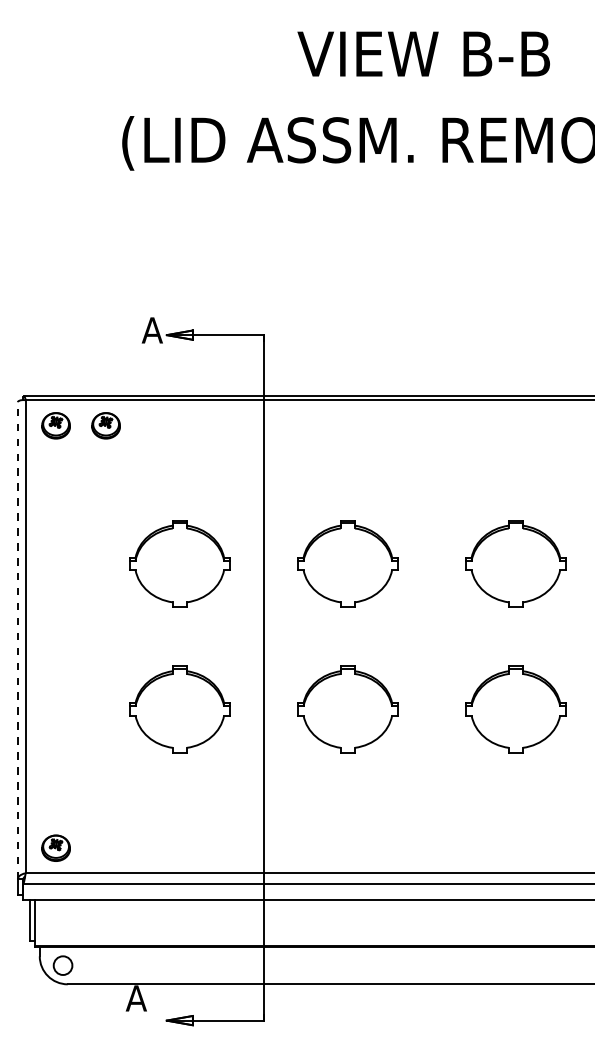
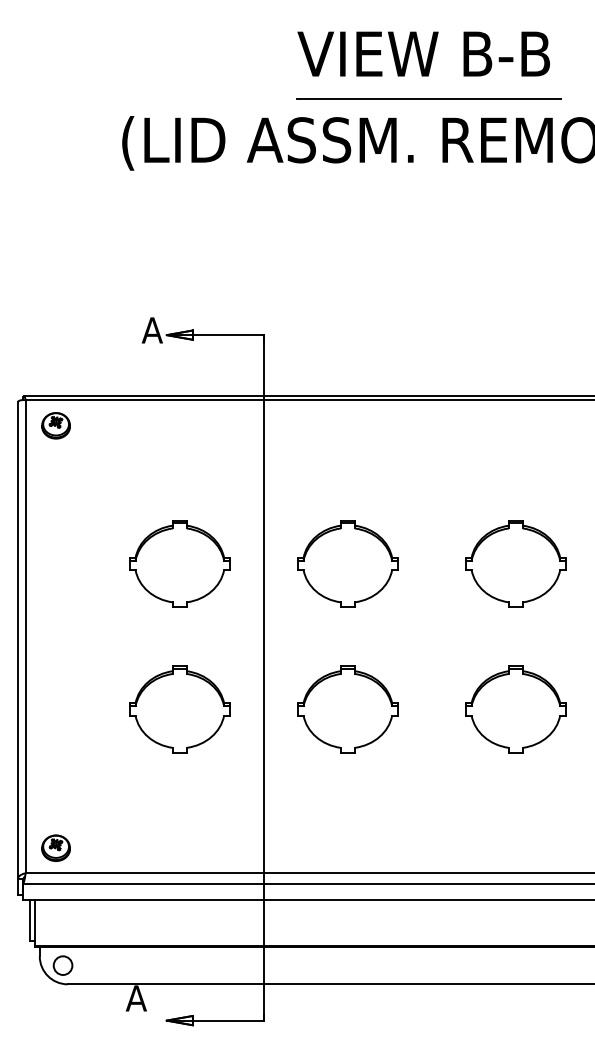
line: none -> present (429, 99)
part: present -> none (105, 425)
line: dashed -> solid (17, 640)
